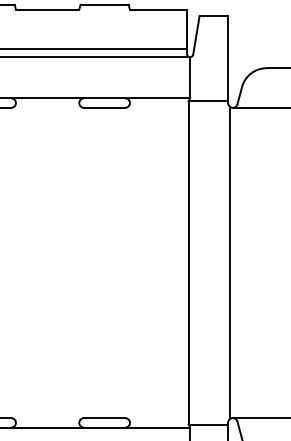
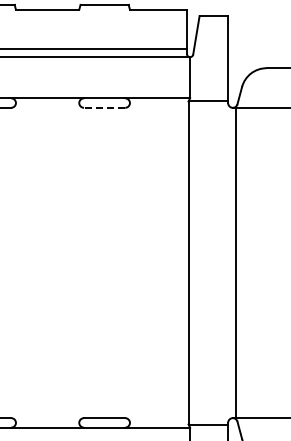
line: solid -> dashed (104, 107)
line position: (229, 262) -> (235, 262) (235, 262)
